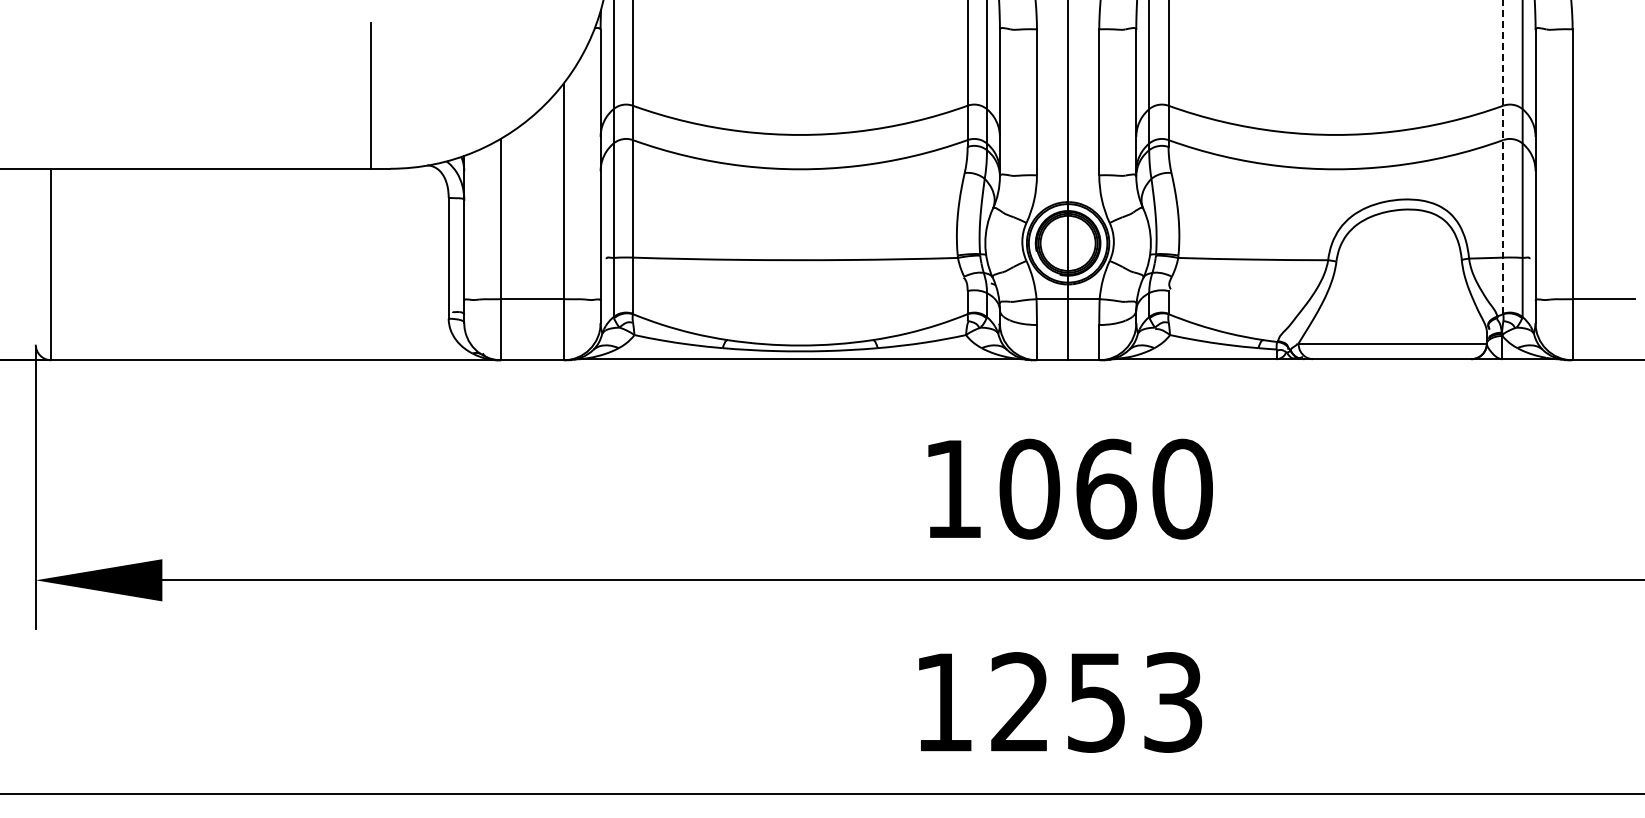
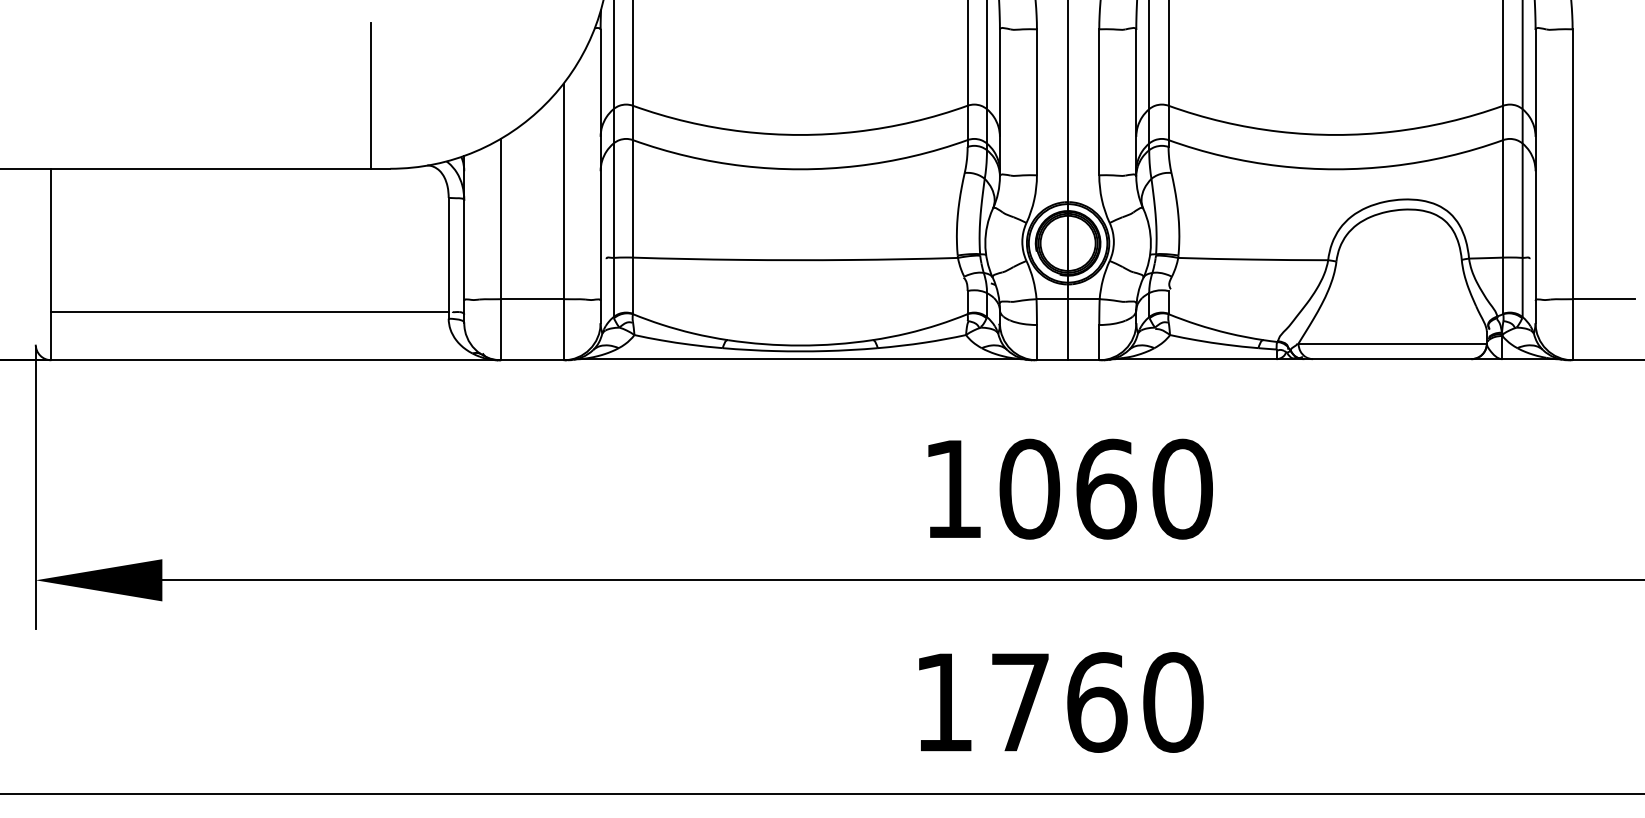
line: dashed -> solid (1503, 156)
line: none -> present (249, 311)
text: 1253 -> 1760 (1097, 702)
